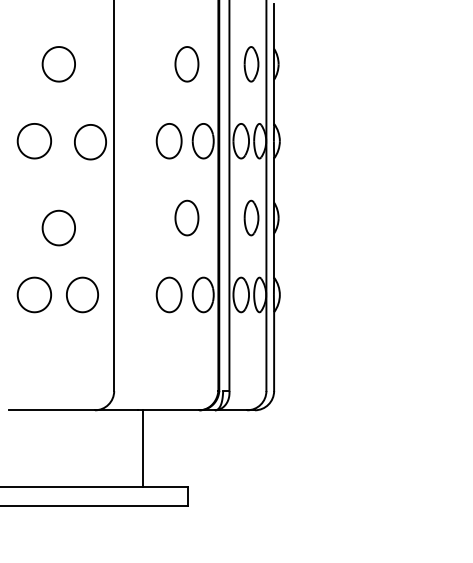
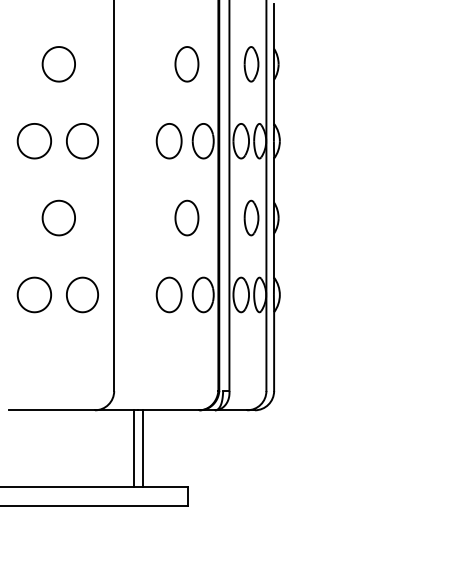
part position: (90, 142) -> (82, 141) (82, 141)
part position: (58, 227) -> (58, 217) (58, 217)
line: none -> present (134, 448)
